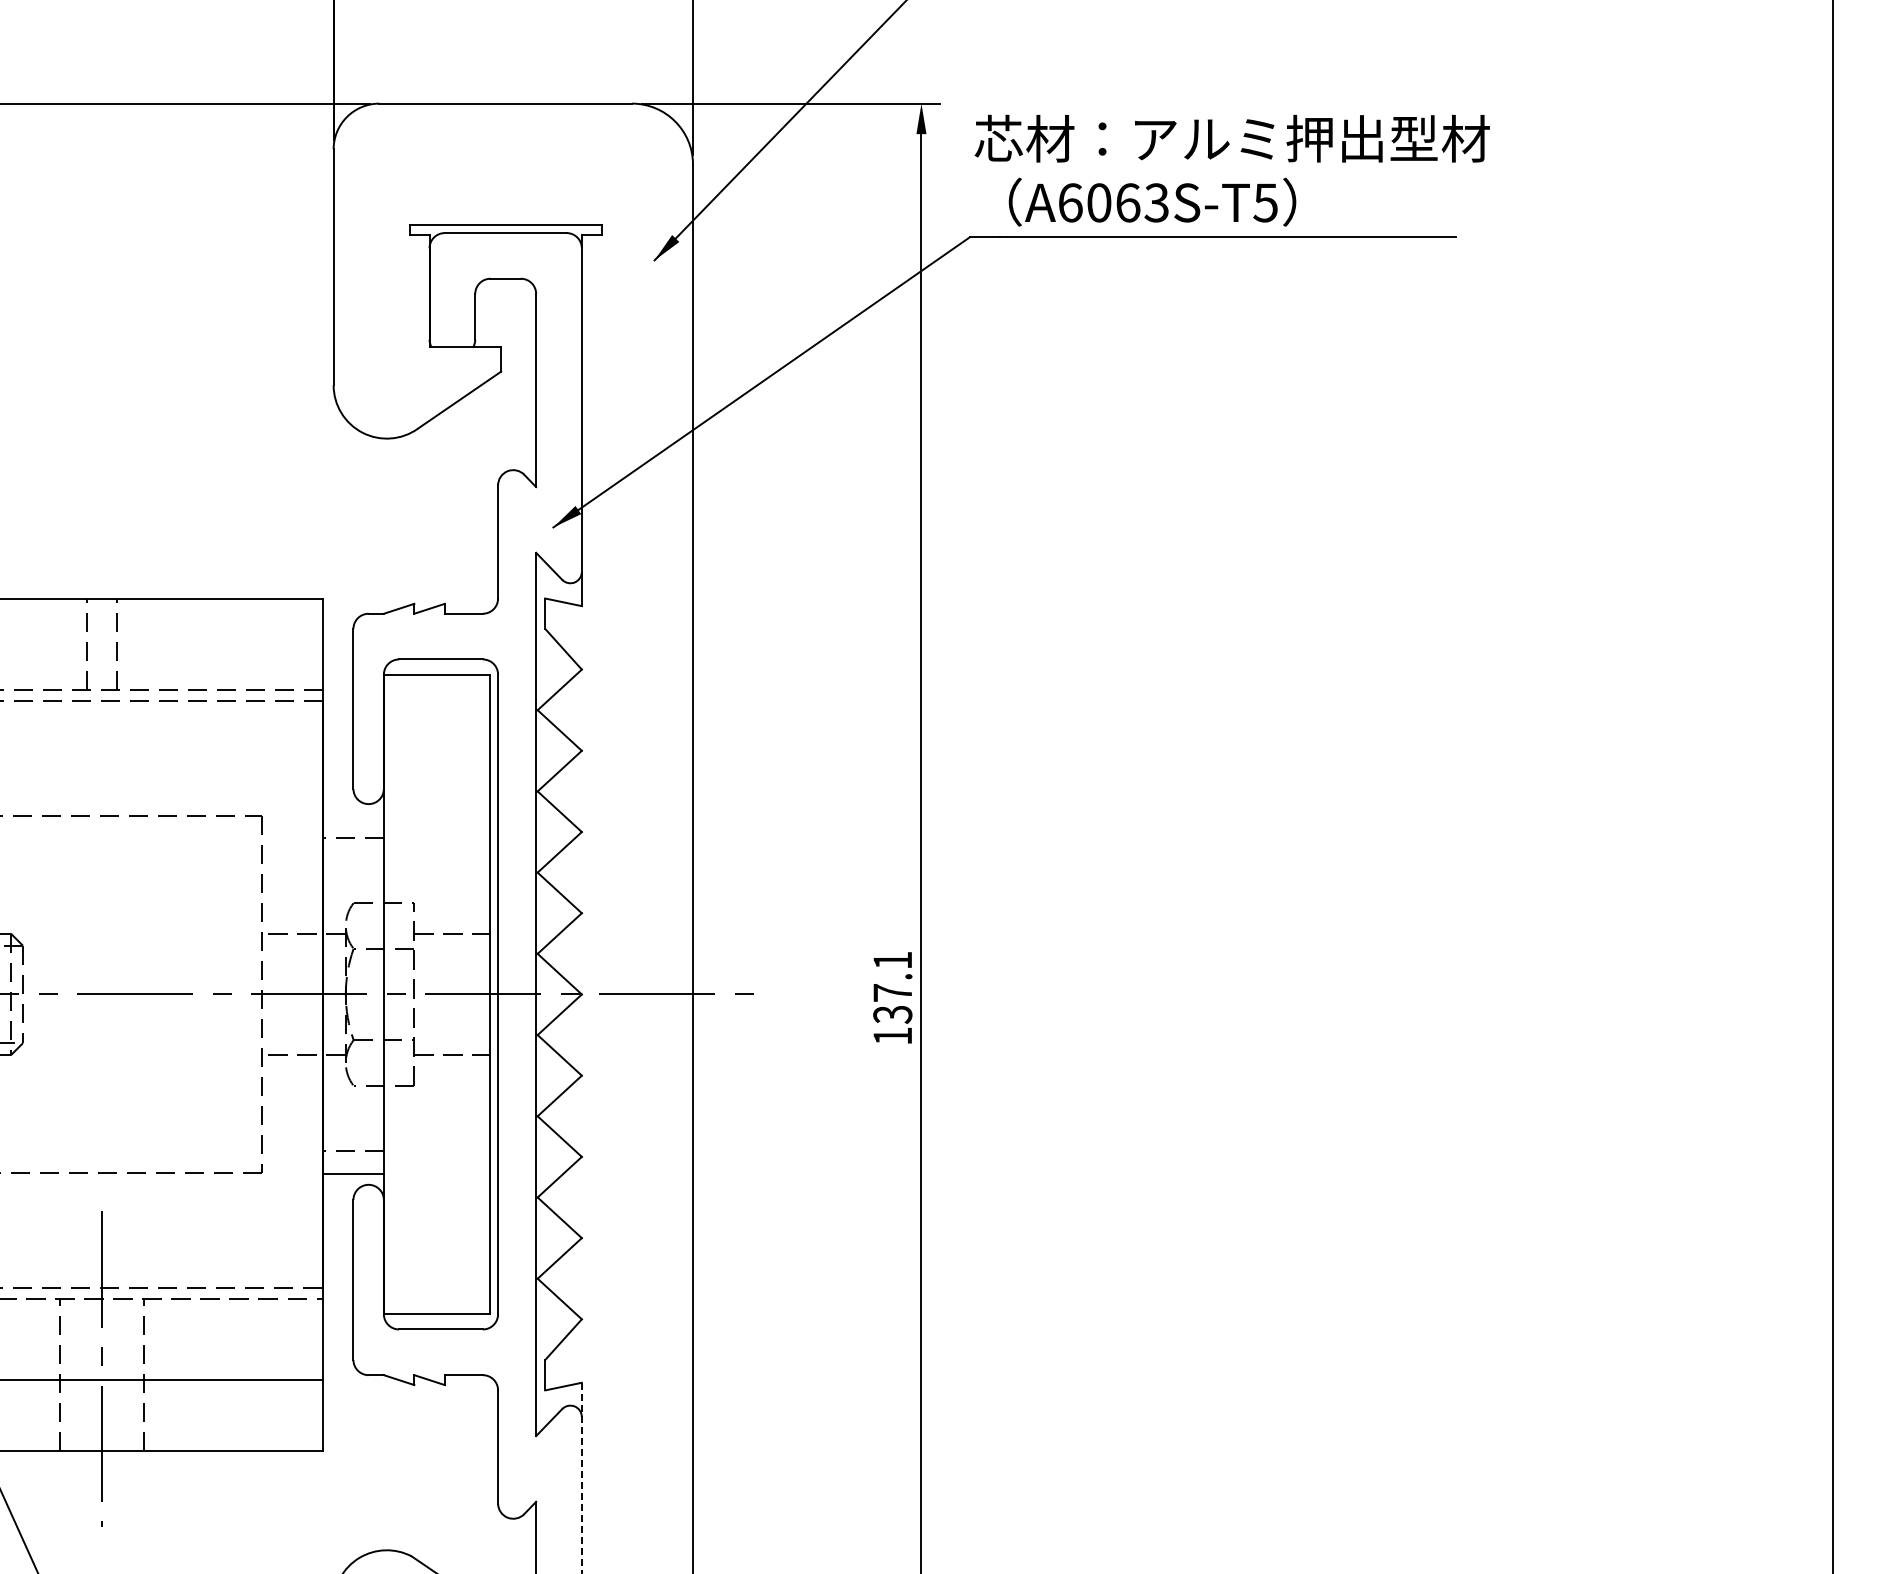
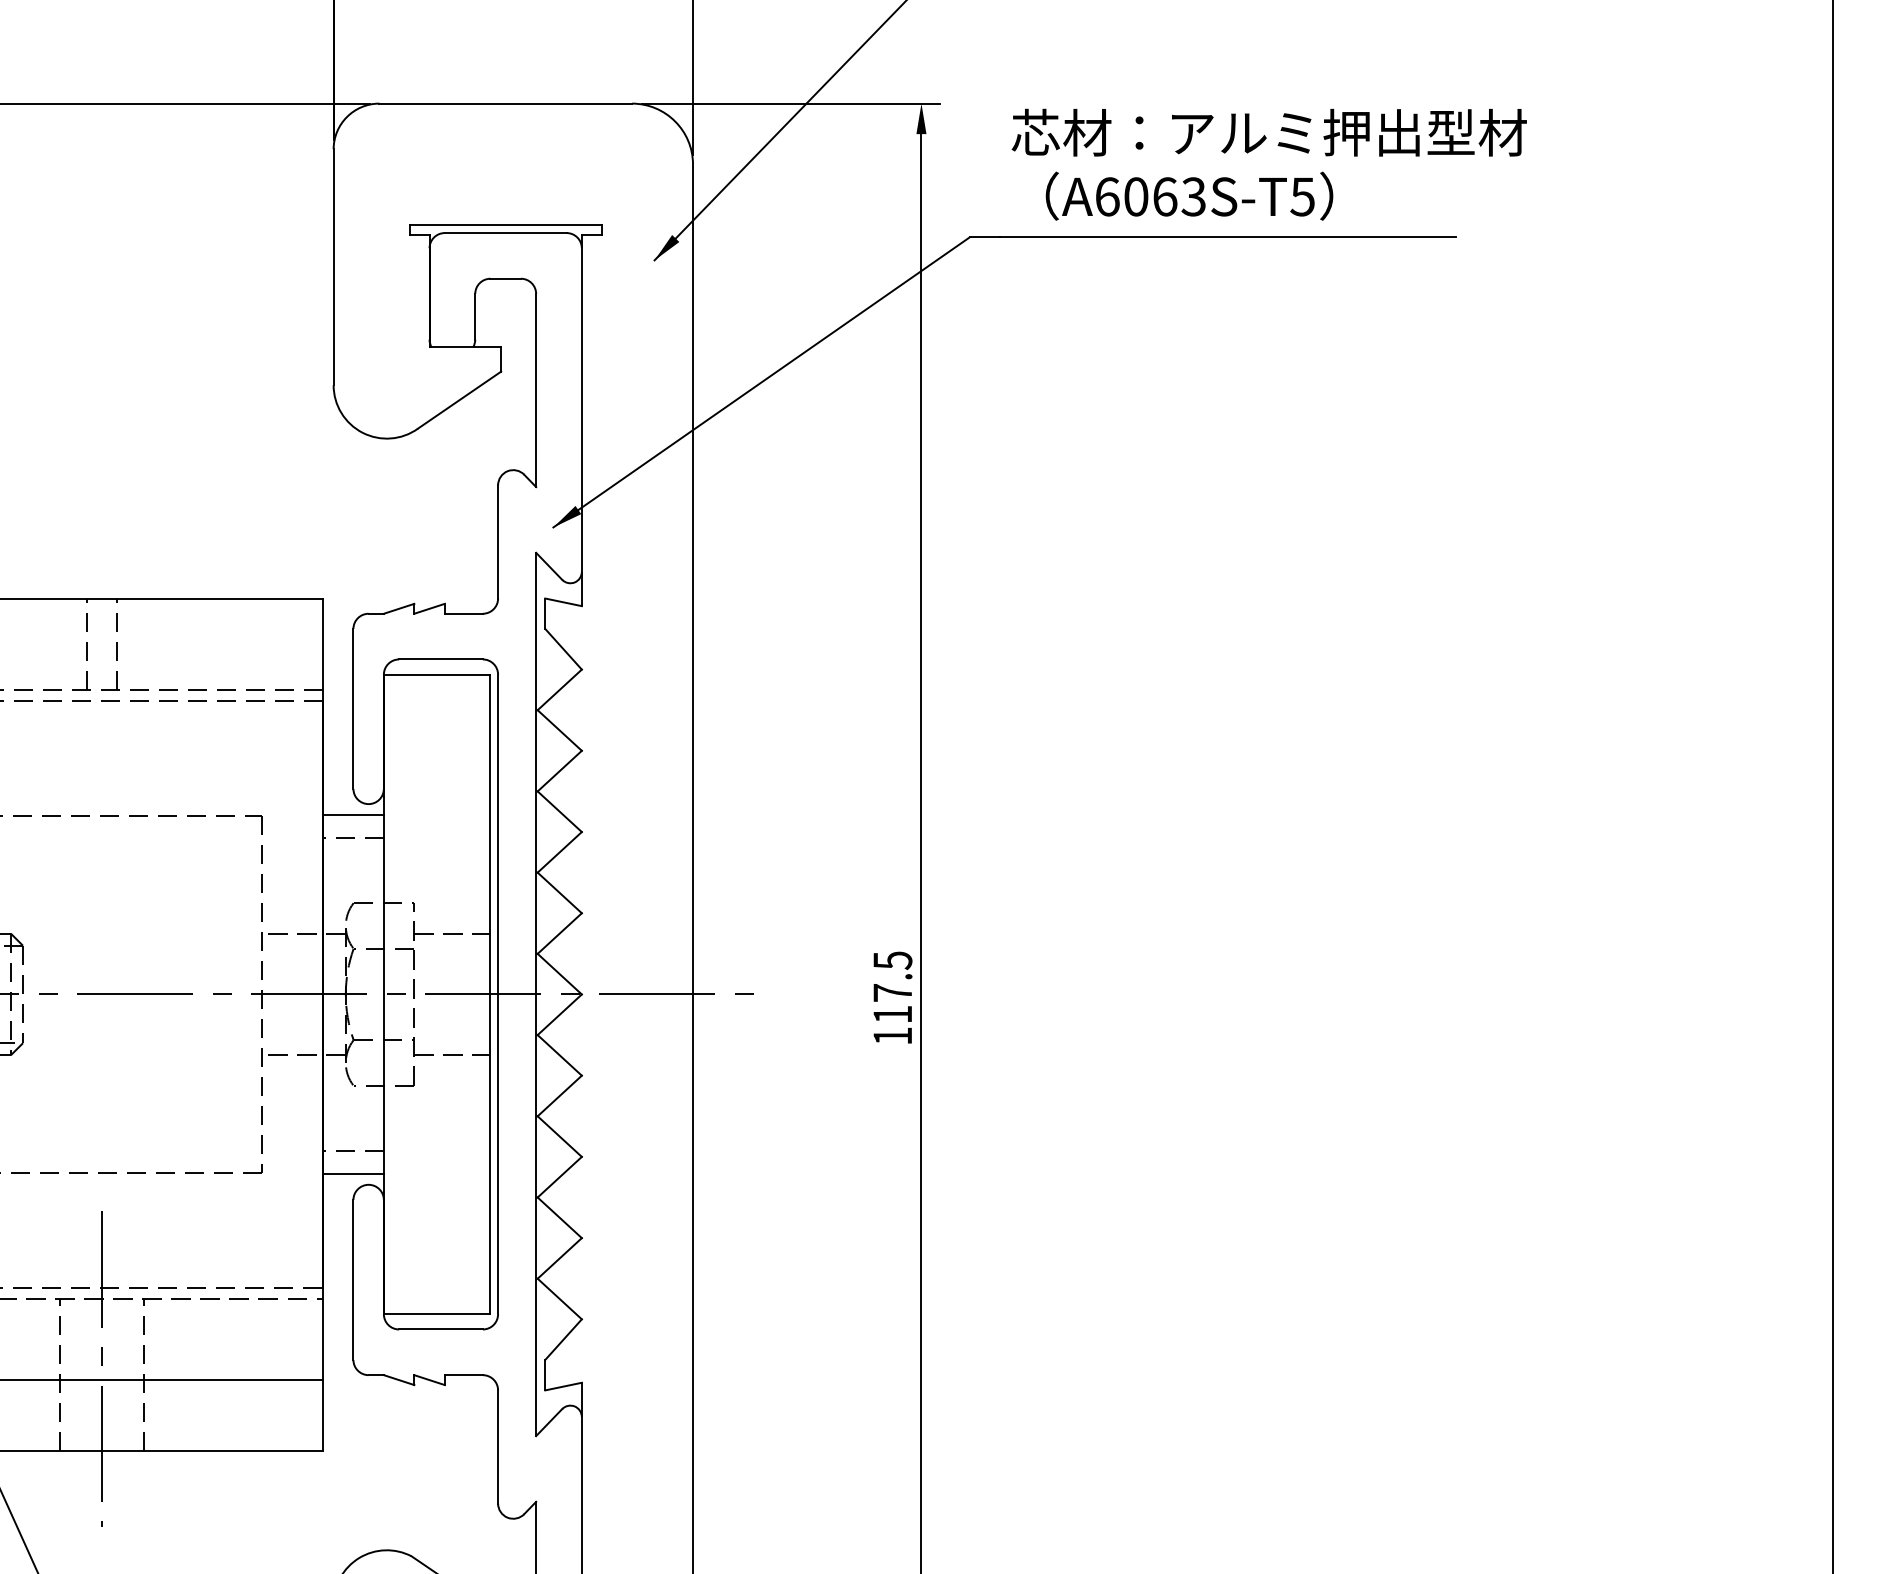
text position: (1231, 170) -> (1268, 164) (1268, 164)
line: none -> present (352, 814)
text: 137.1 -> 117.5 (892, 987)
line: dashed -> solid (581, 1478)
